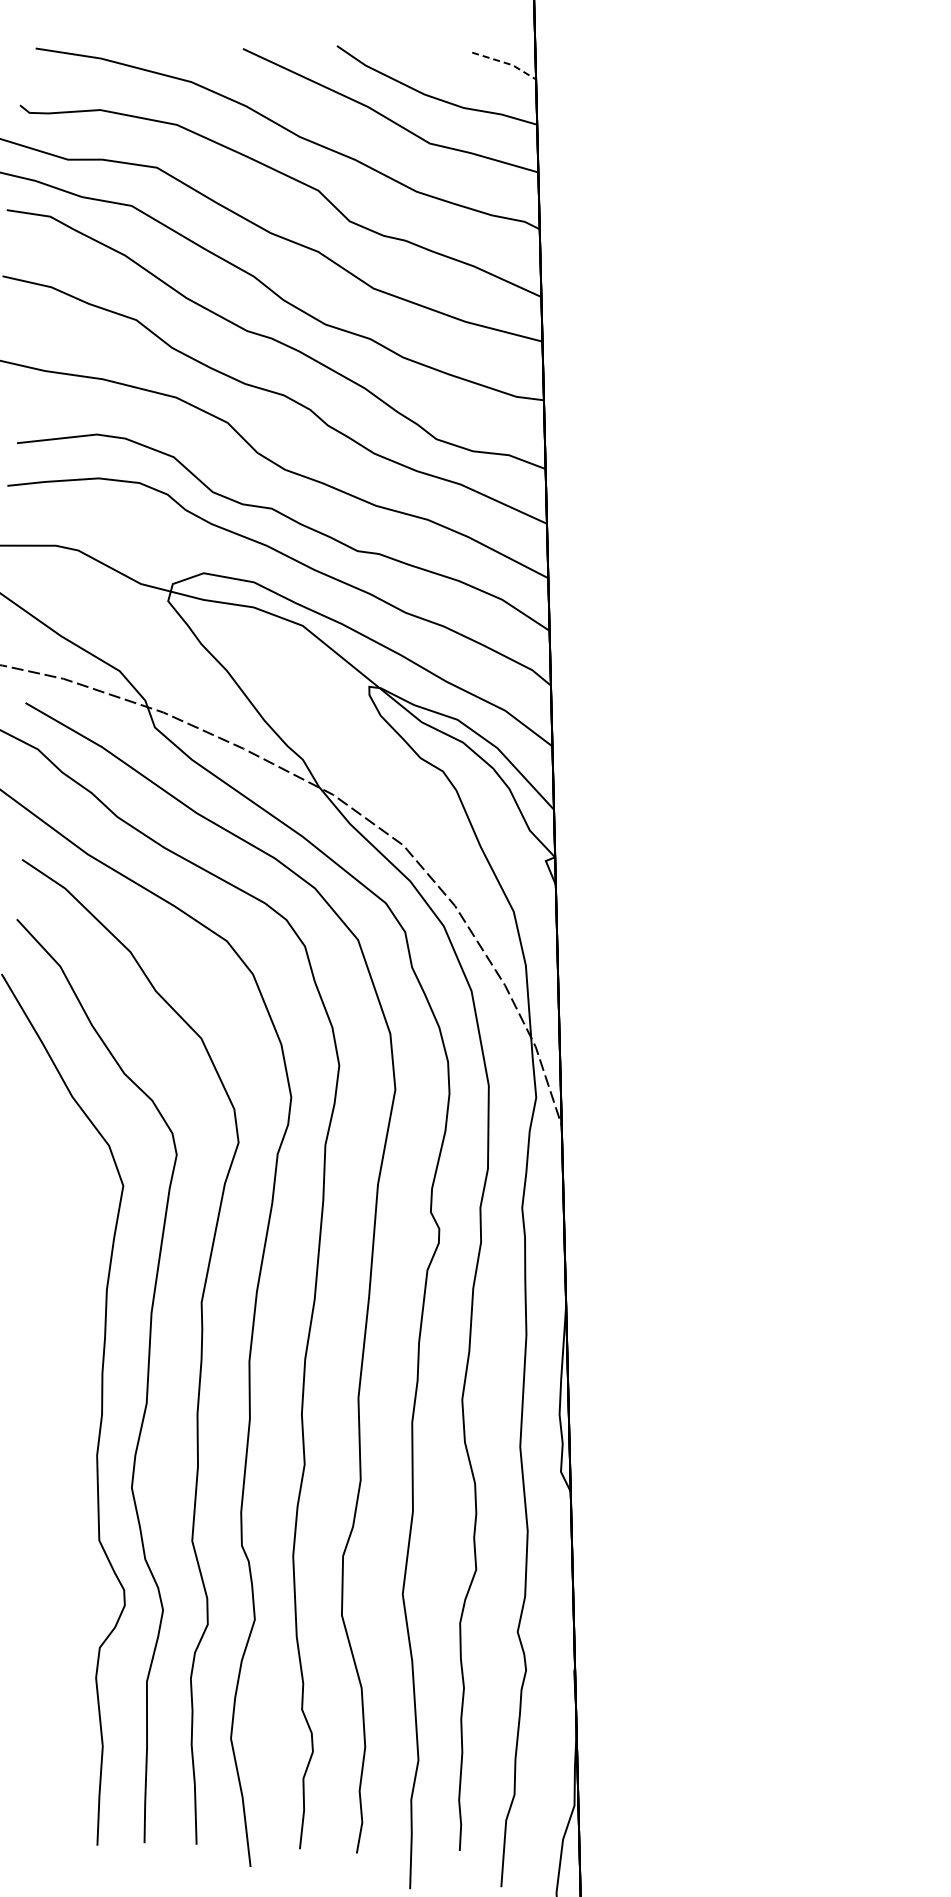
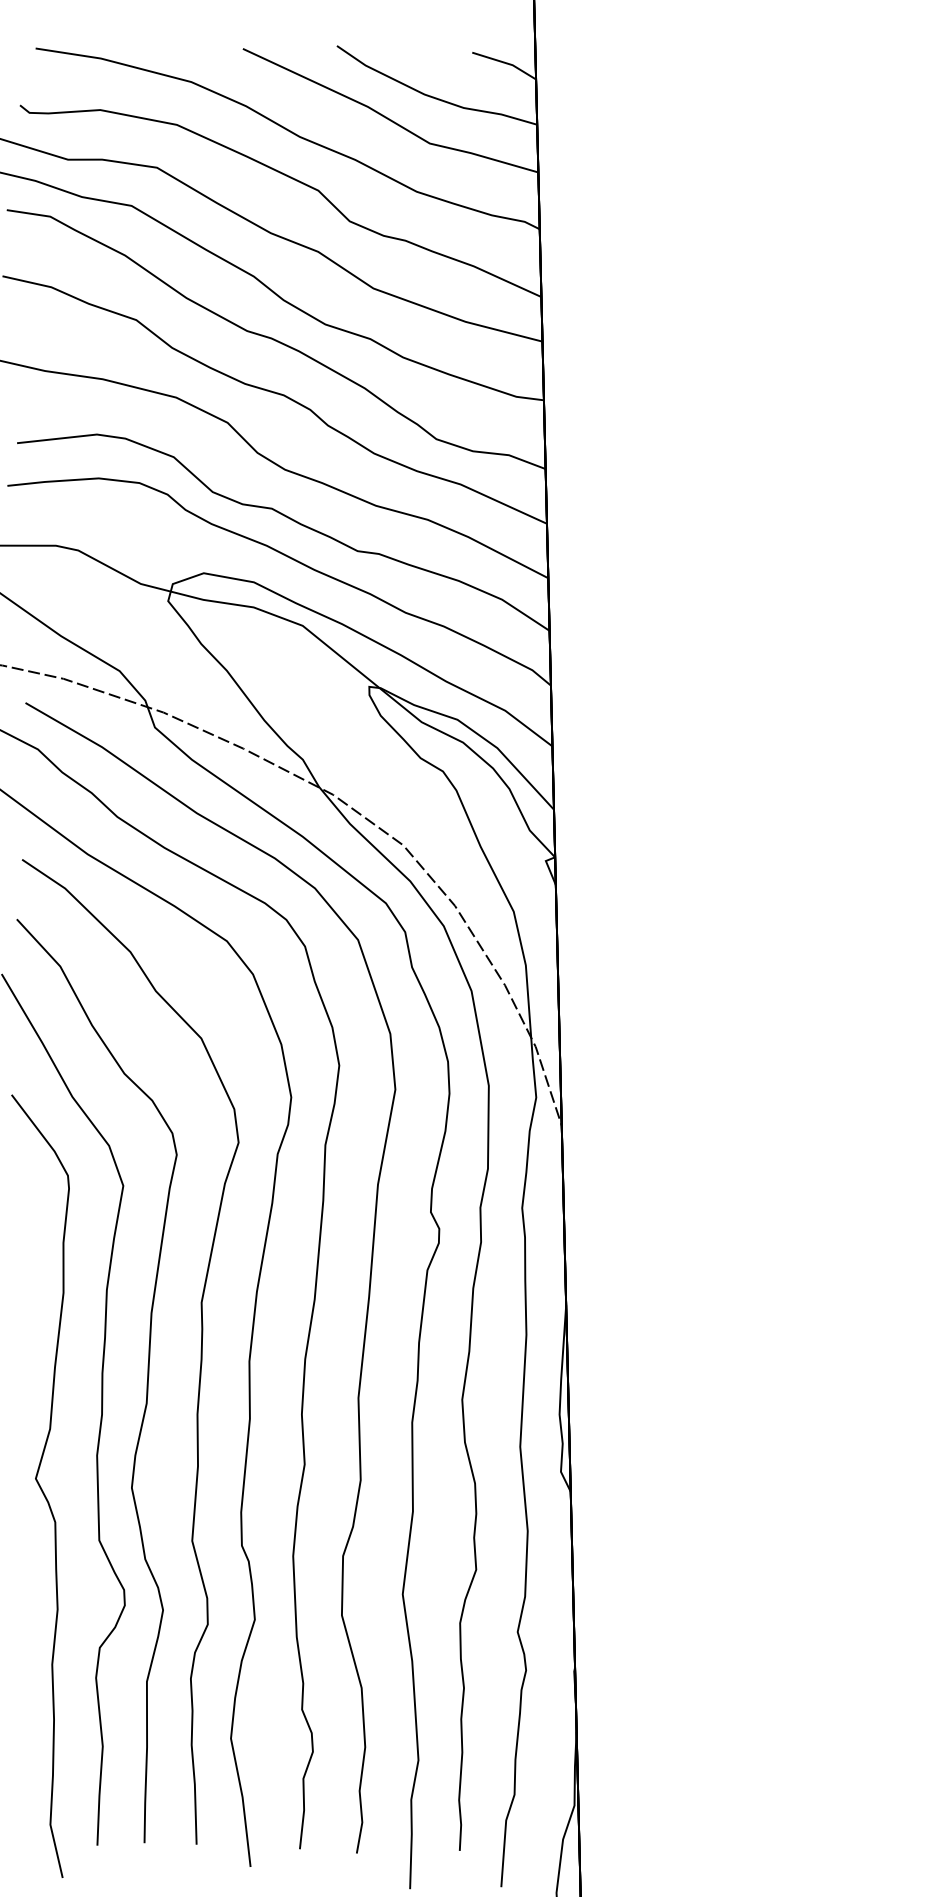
line: dashed -> solid (506, 63)
curve: none -> present (40, 1485)
